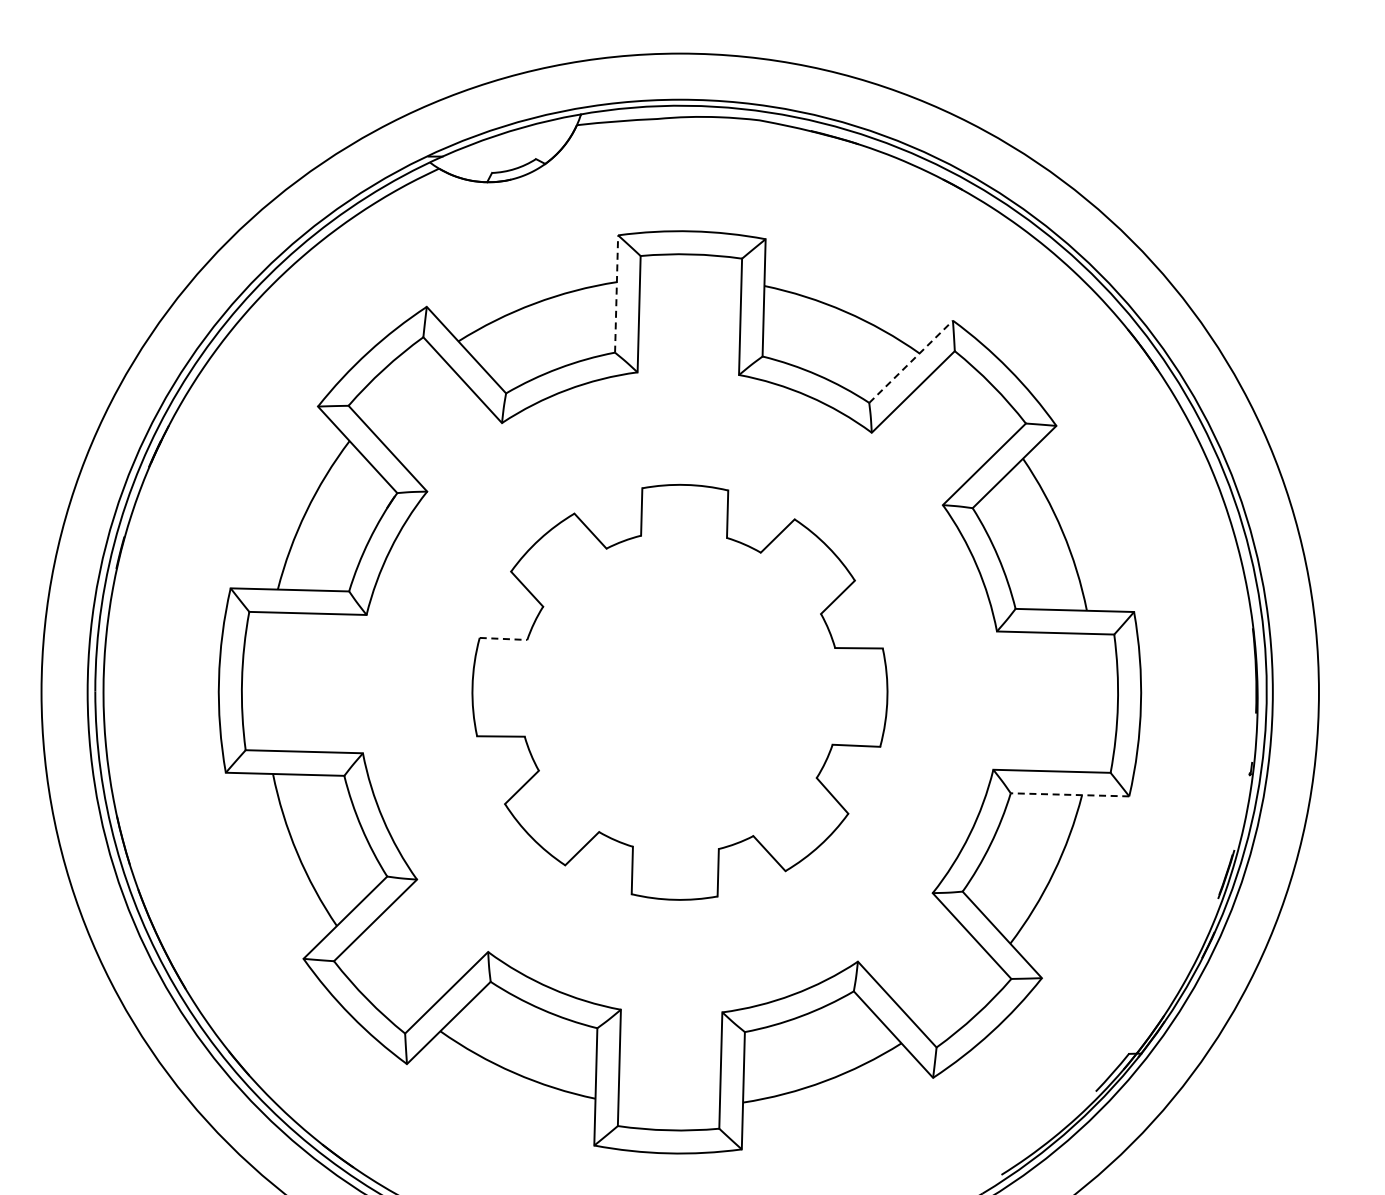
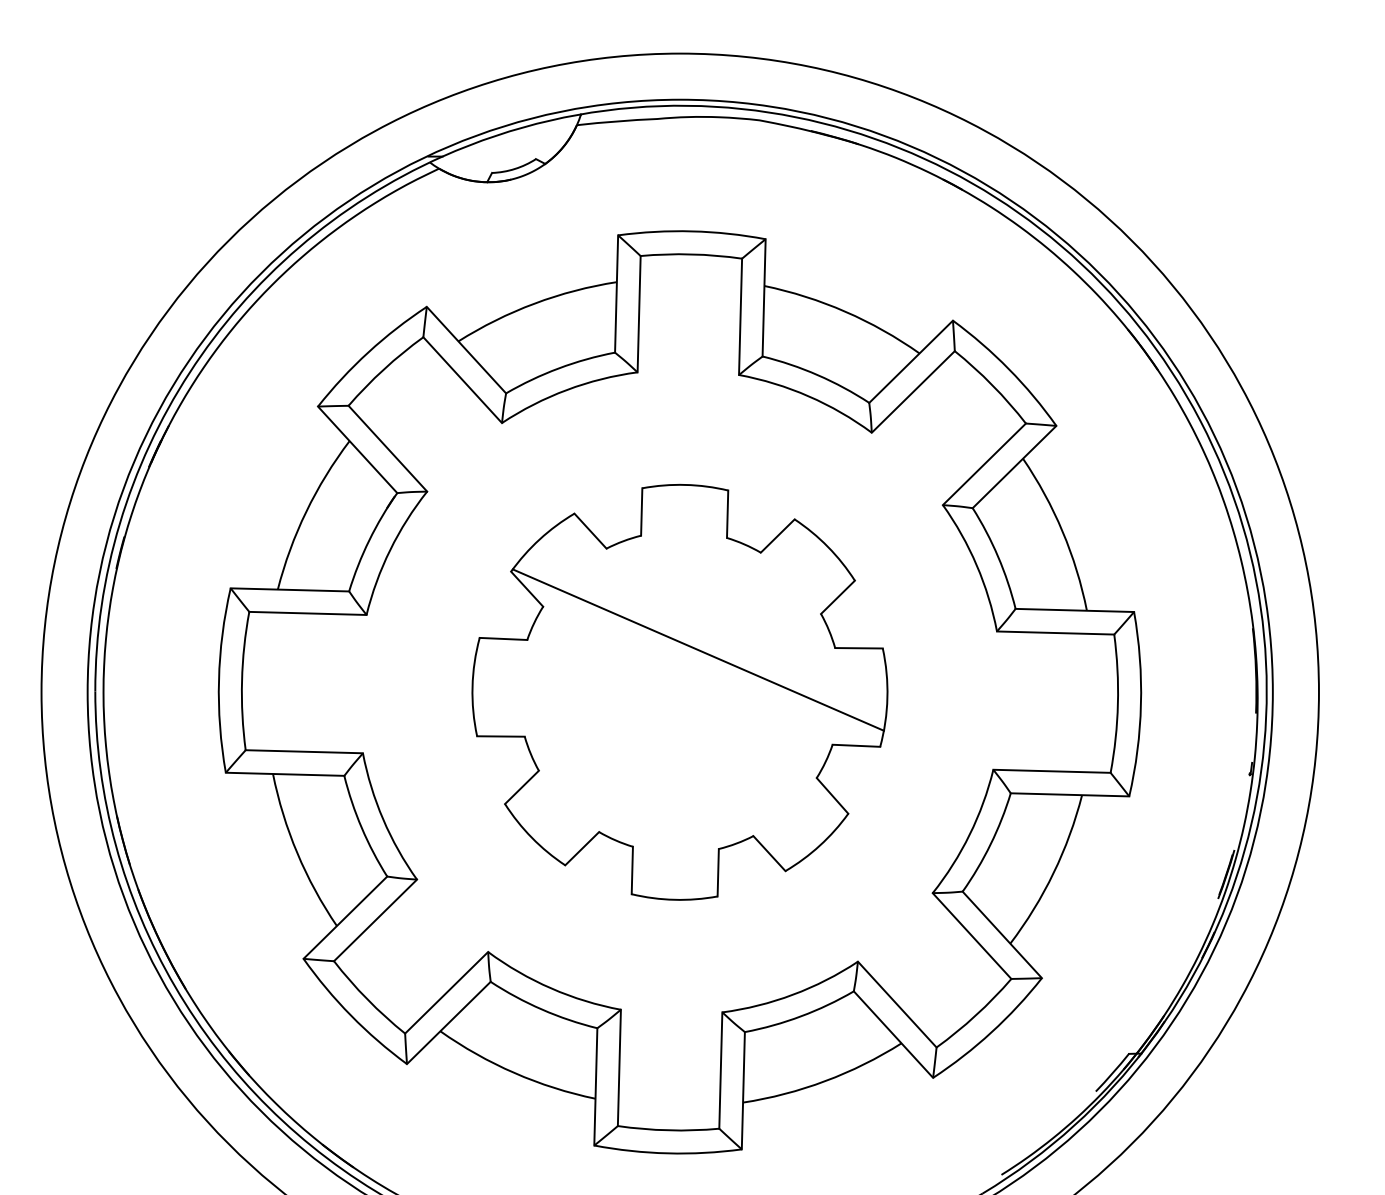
line: dashed -> solid (616, 294)
line: dashed -> solid (911, 361)
line: dashed -> solid (503, 638)
line: none -> present (697, 649)
line: dashed -> solid (1069, 794)
